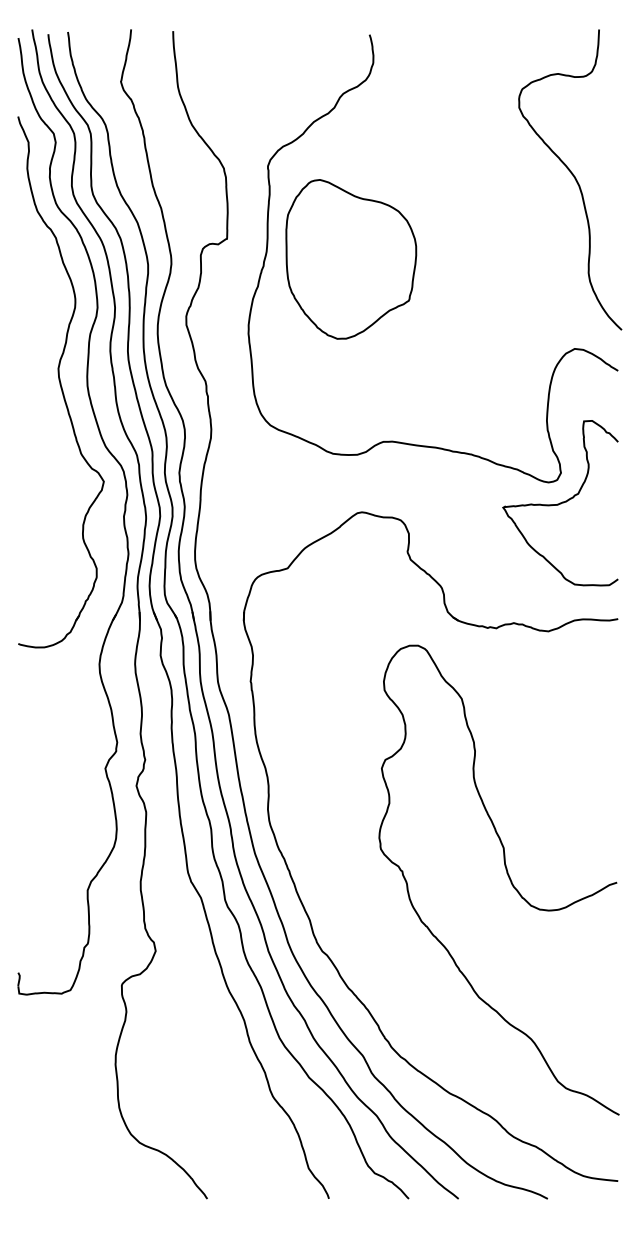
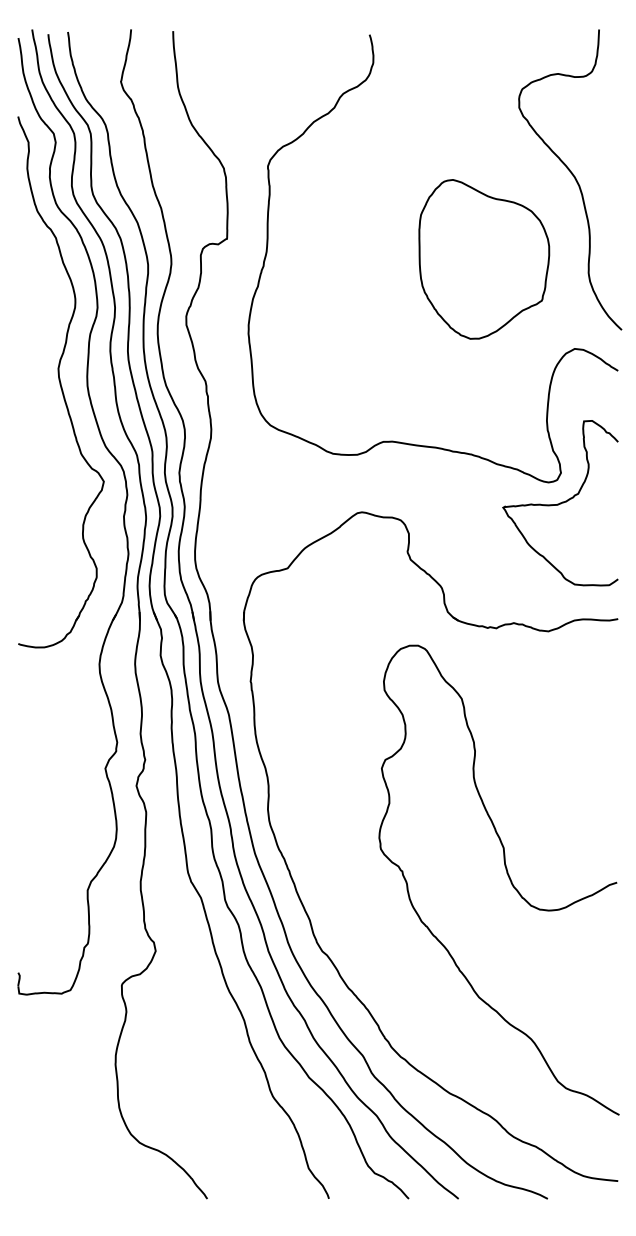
part position: (351, 259) -> (484, 259) (484, 259)
